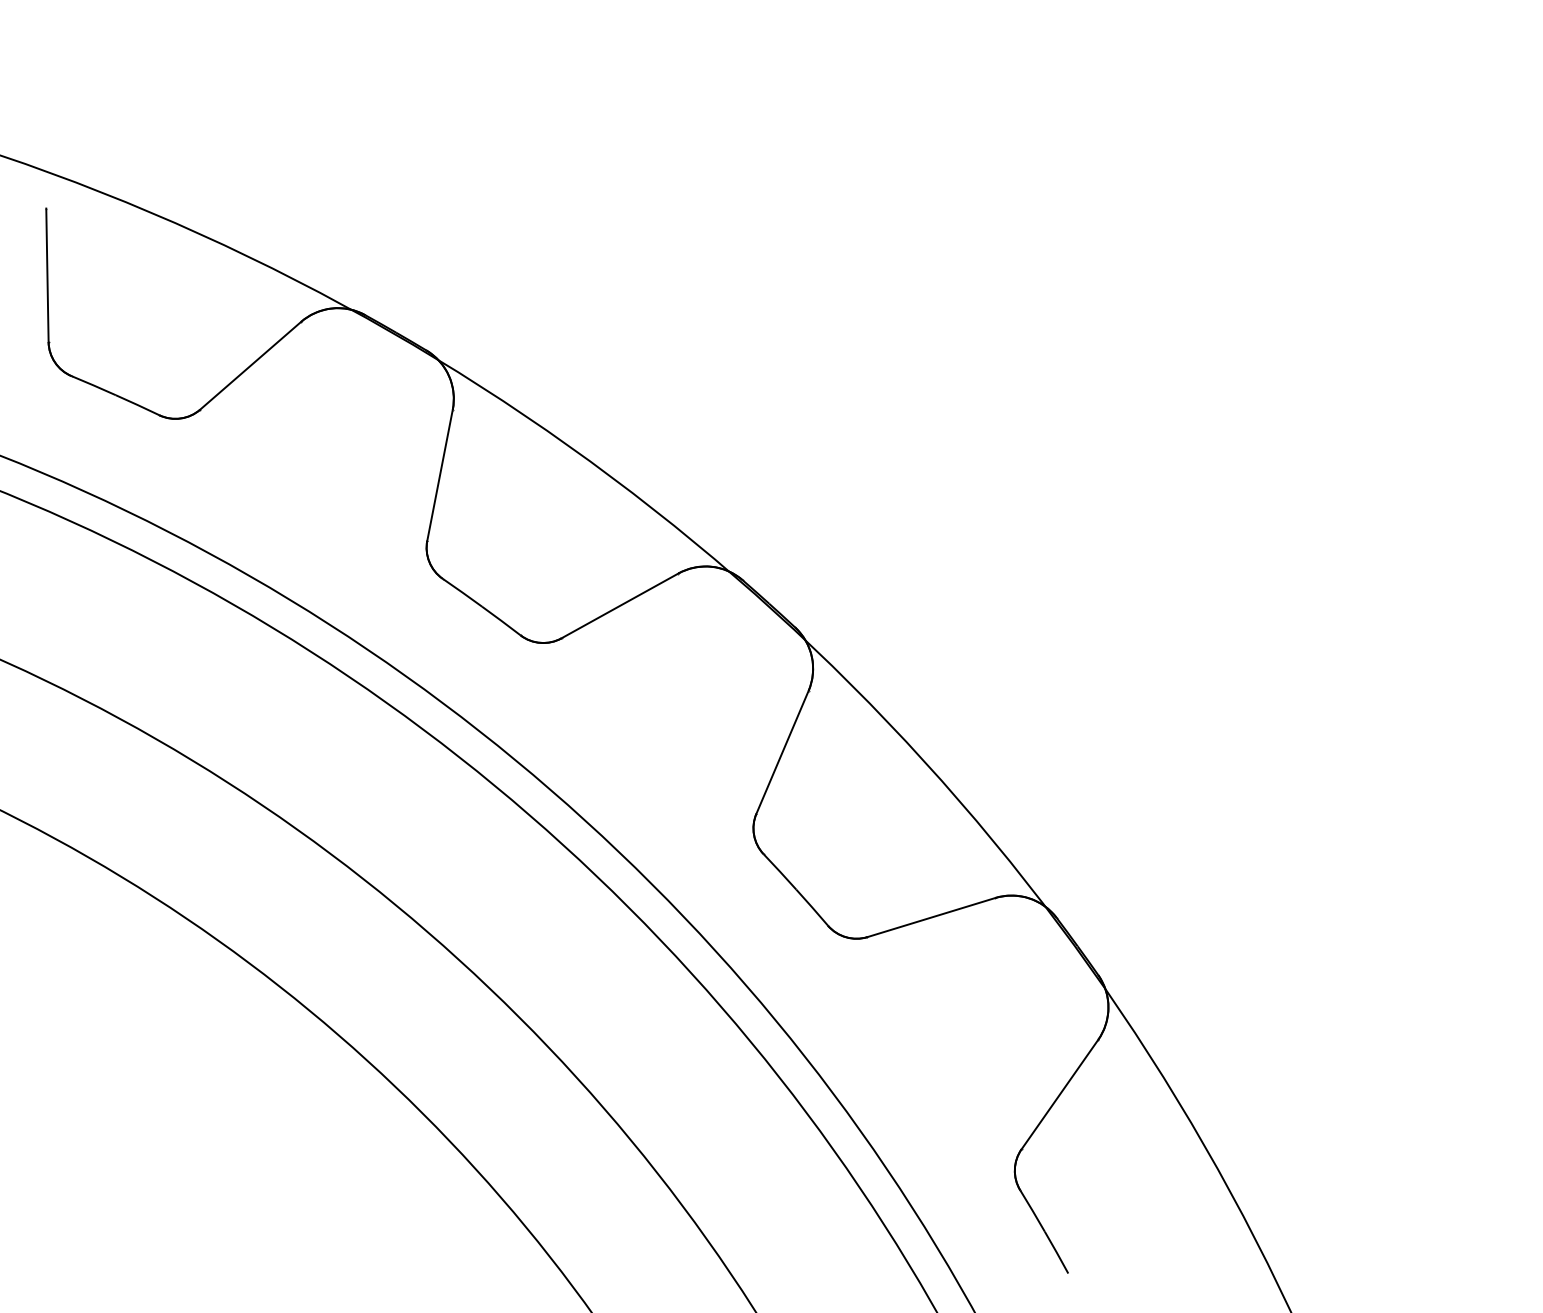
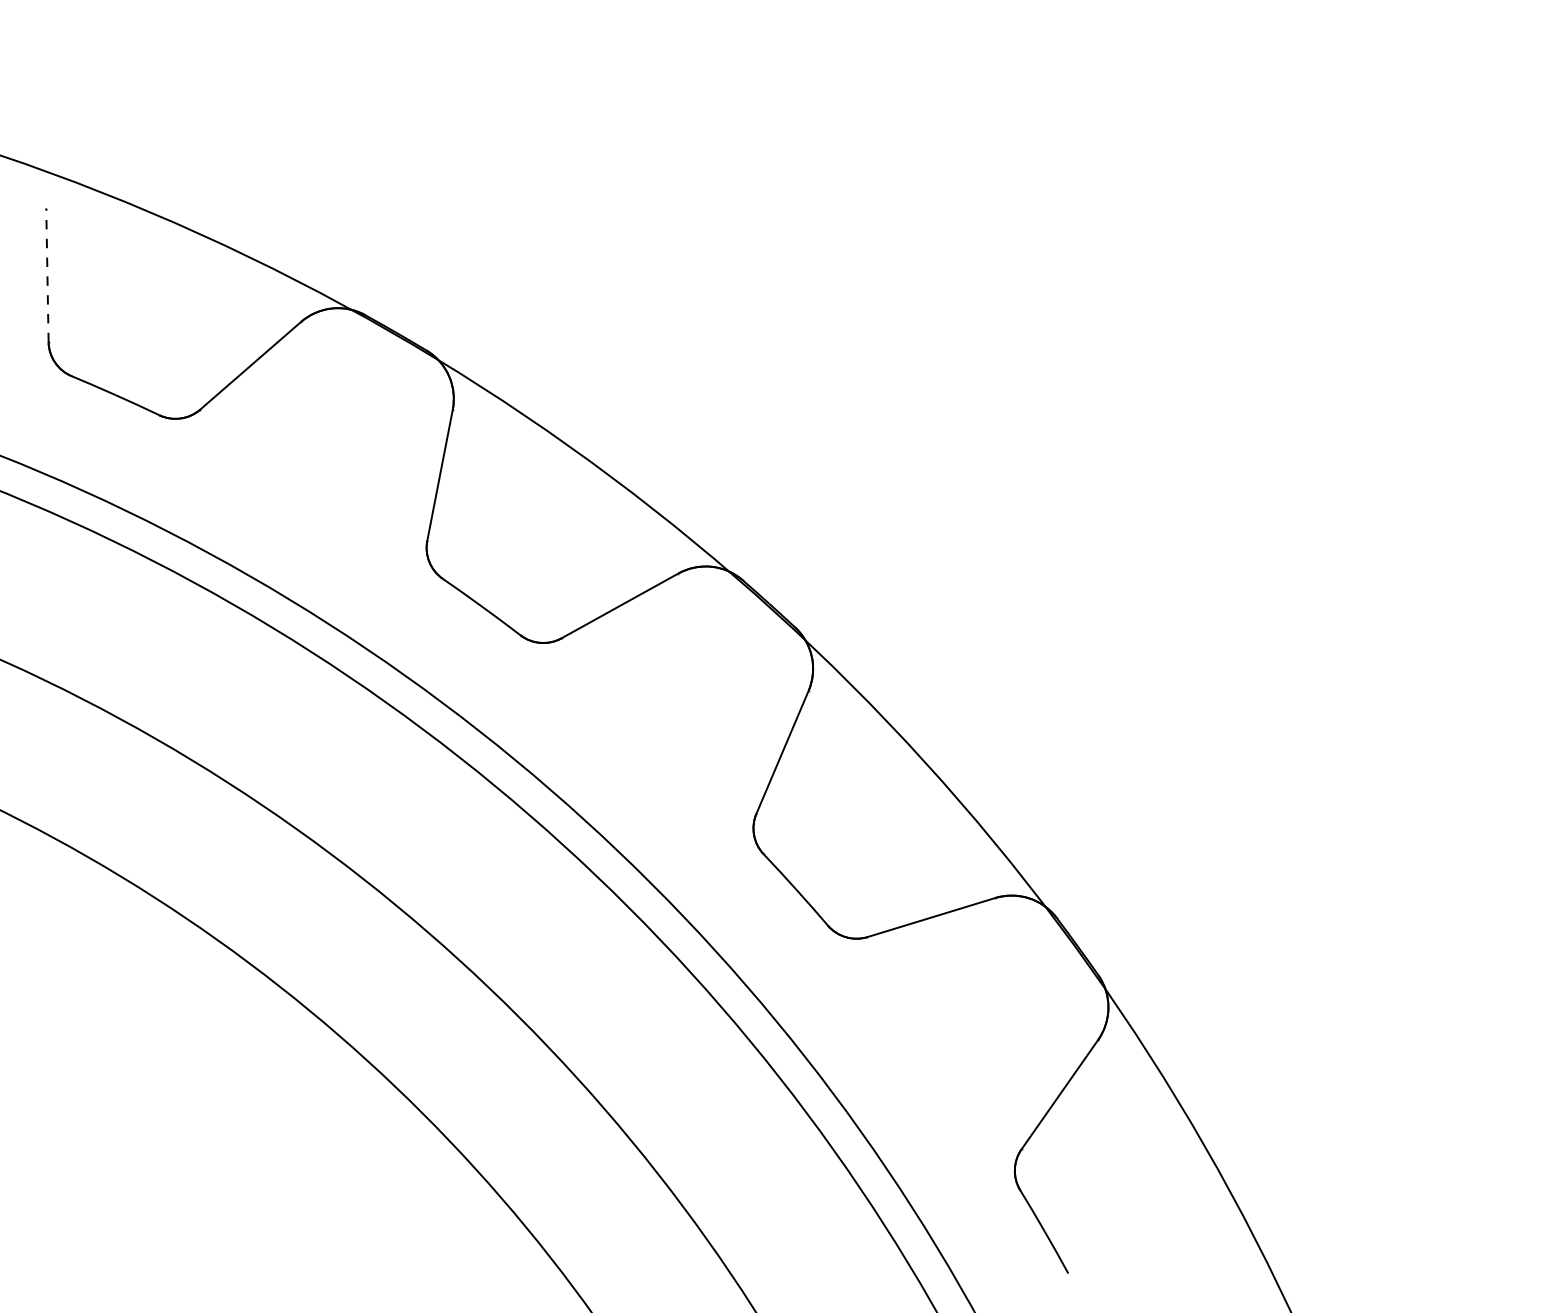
line: solid -> dashed (47, 275)
